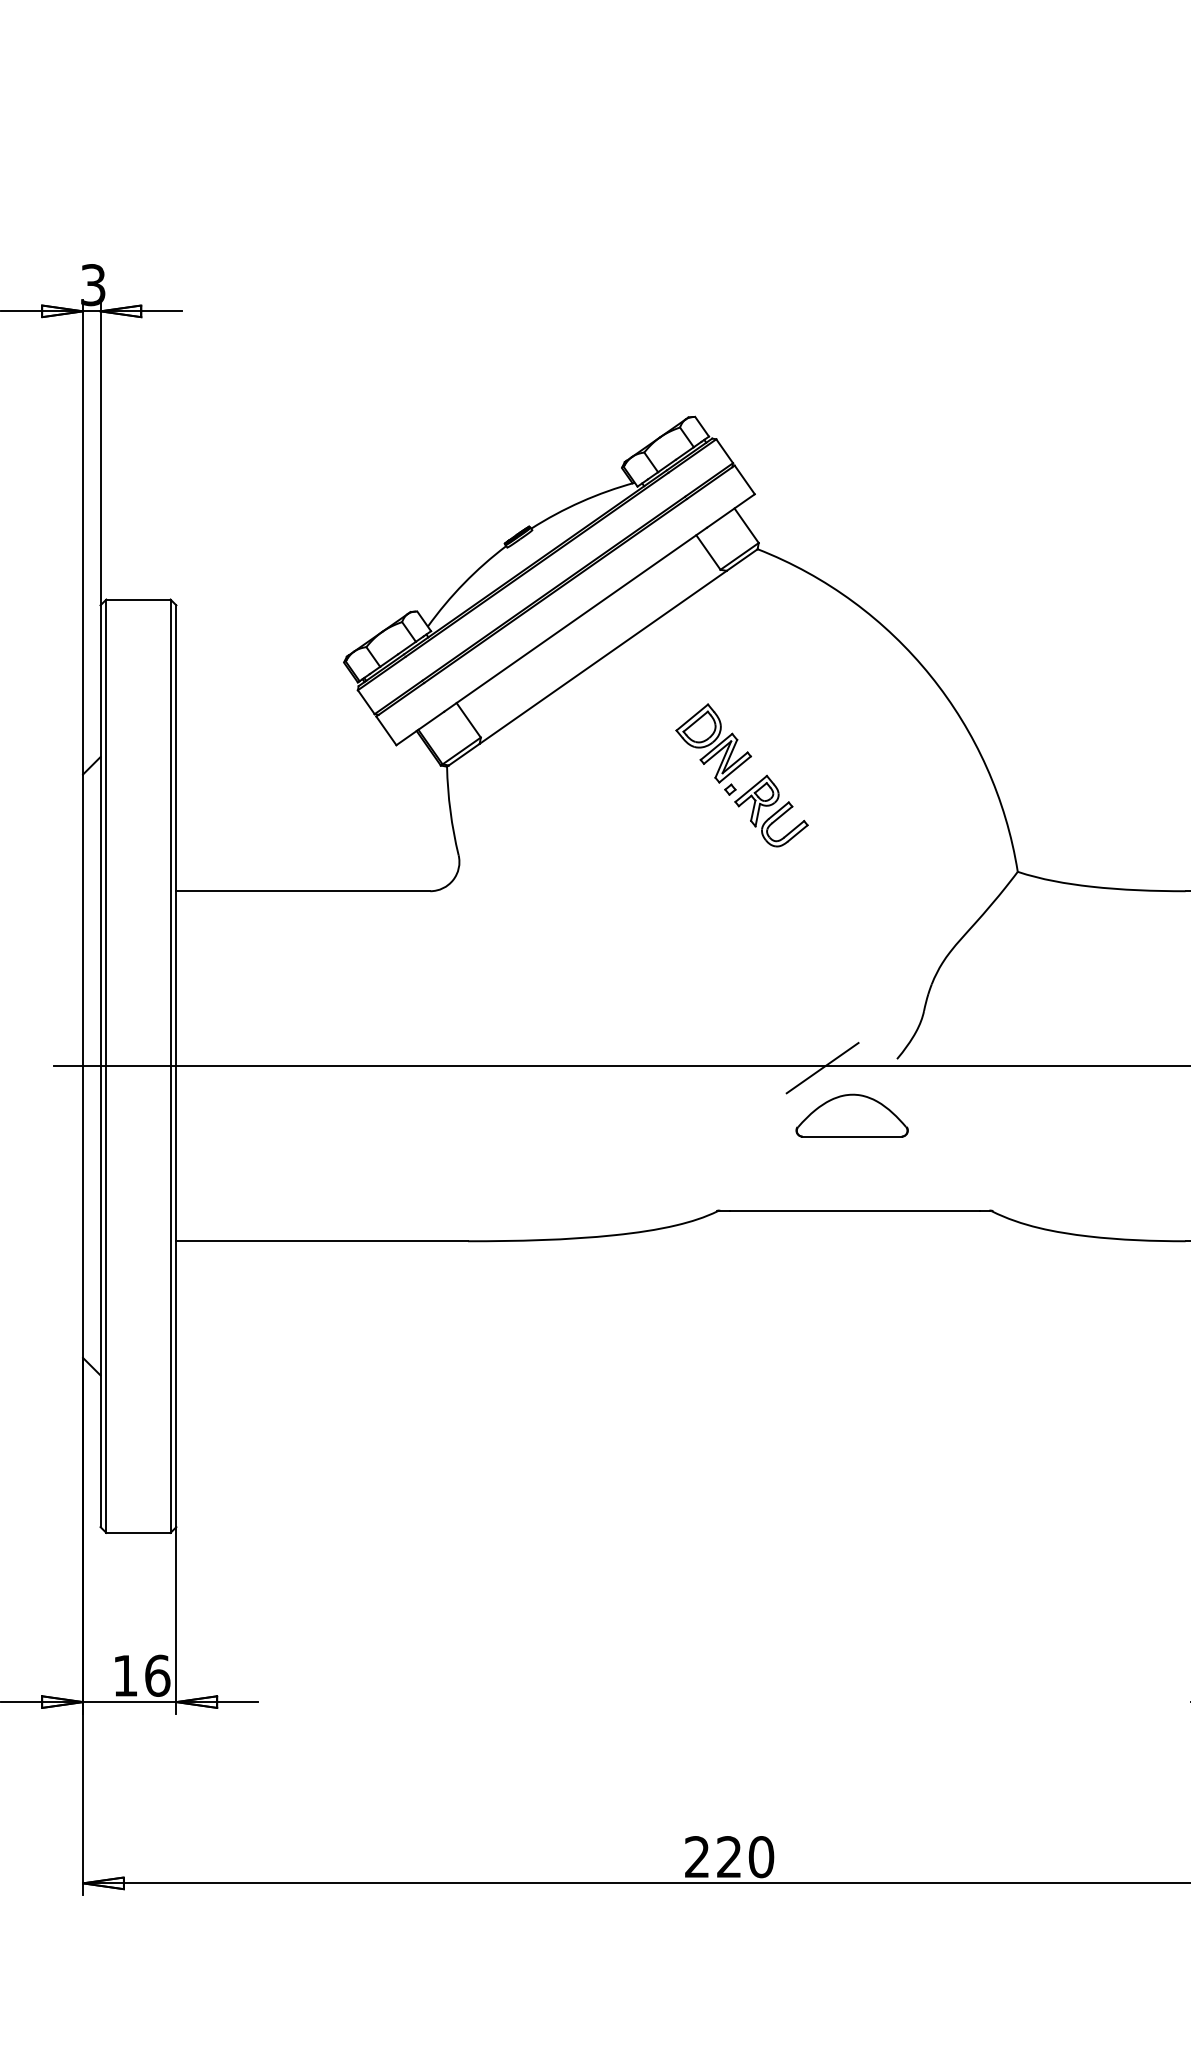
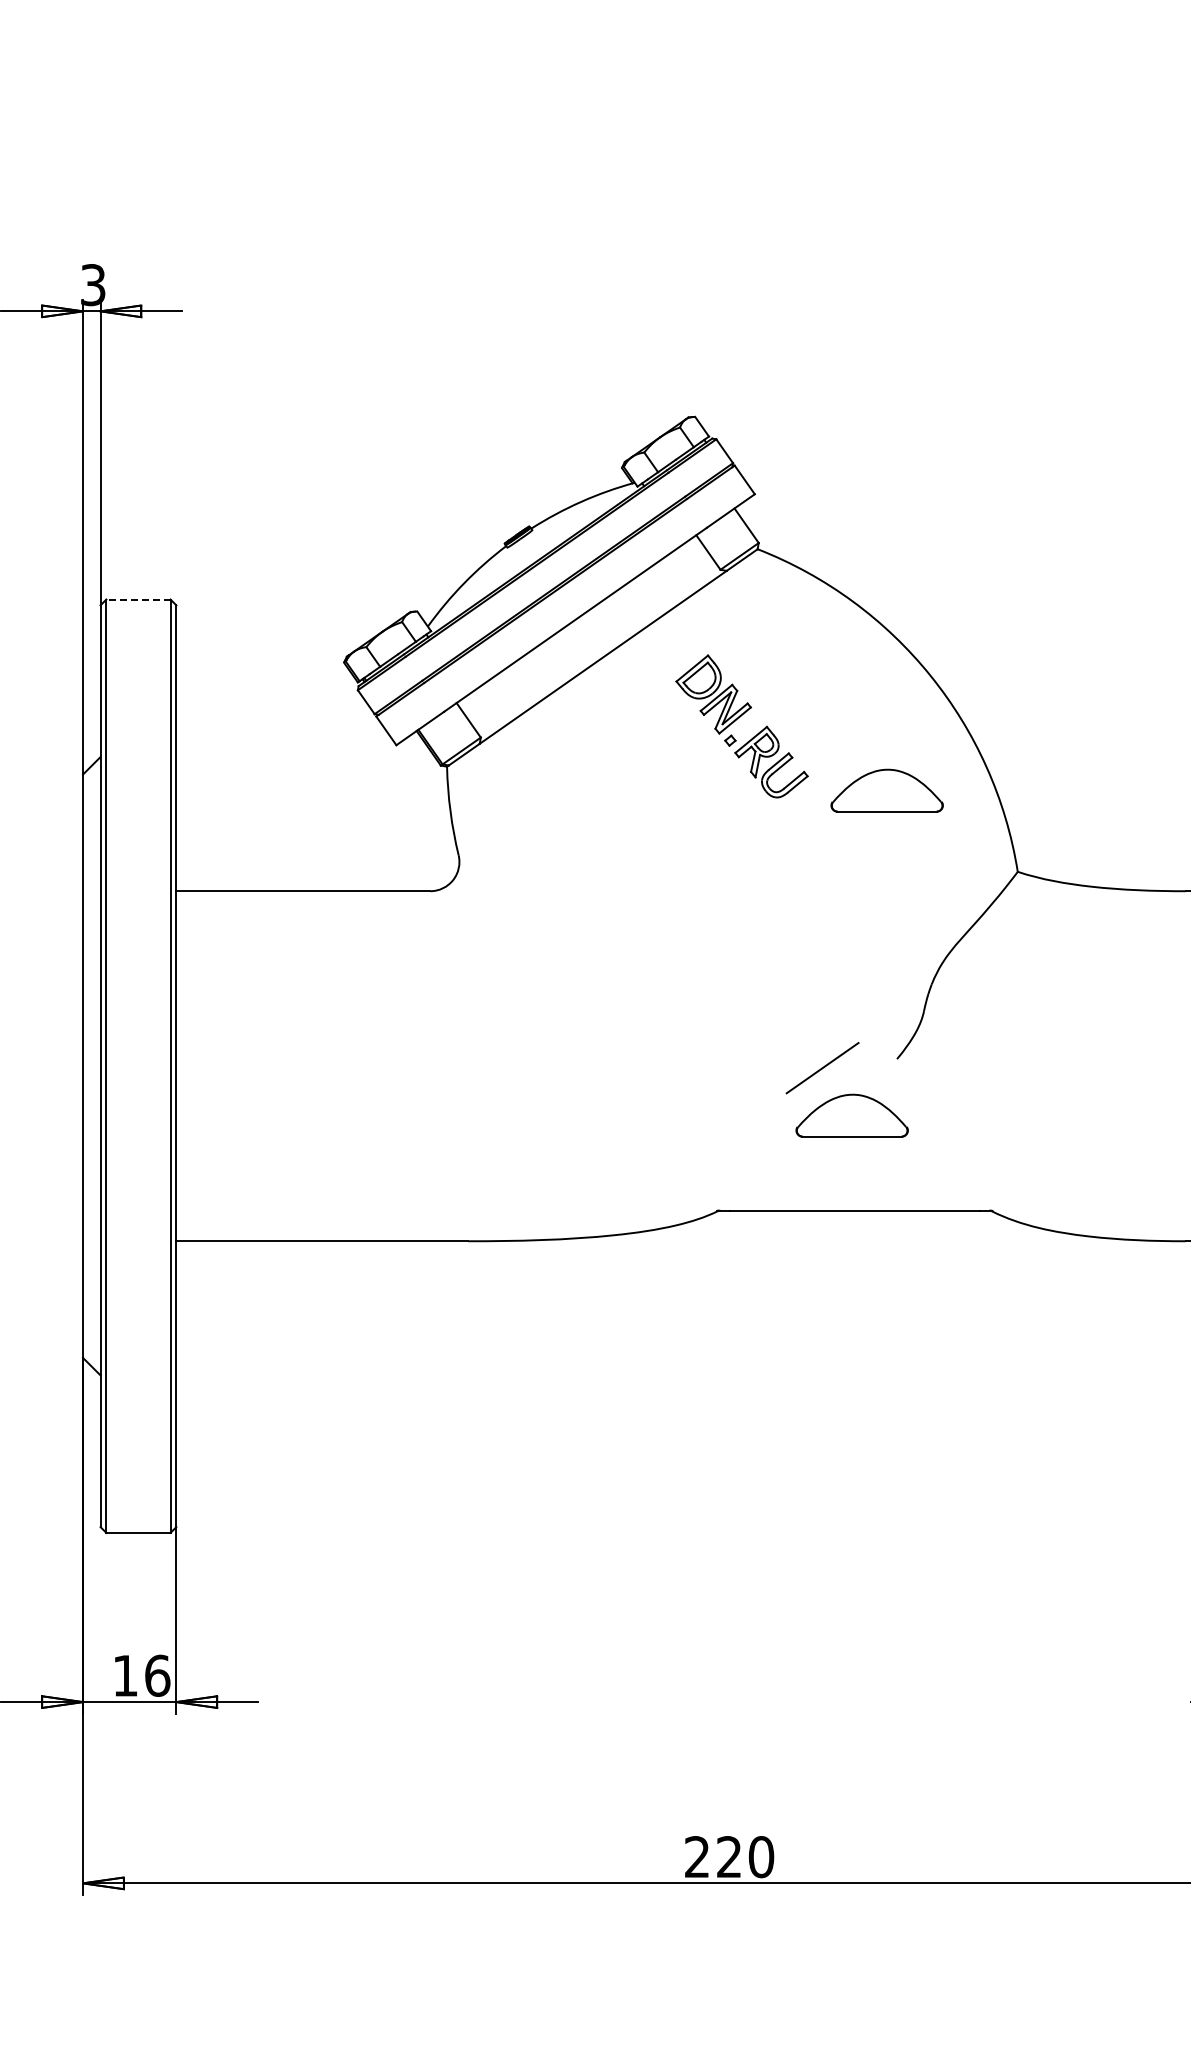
line: solid -> dashed (137, 599)
part position: (736, 769) -> (736, 720) (736, 720)
part: none -> present (886, 790)
line: present -> none (620, 1066)
